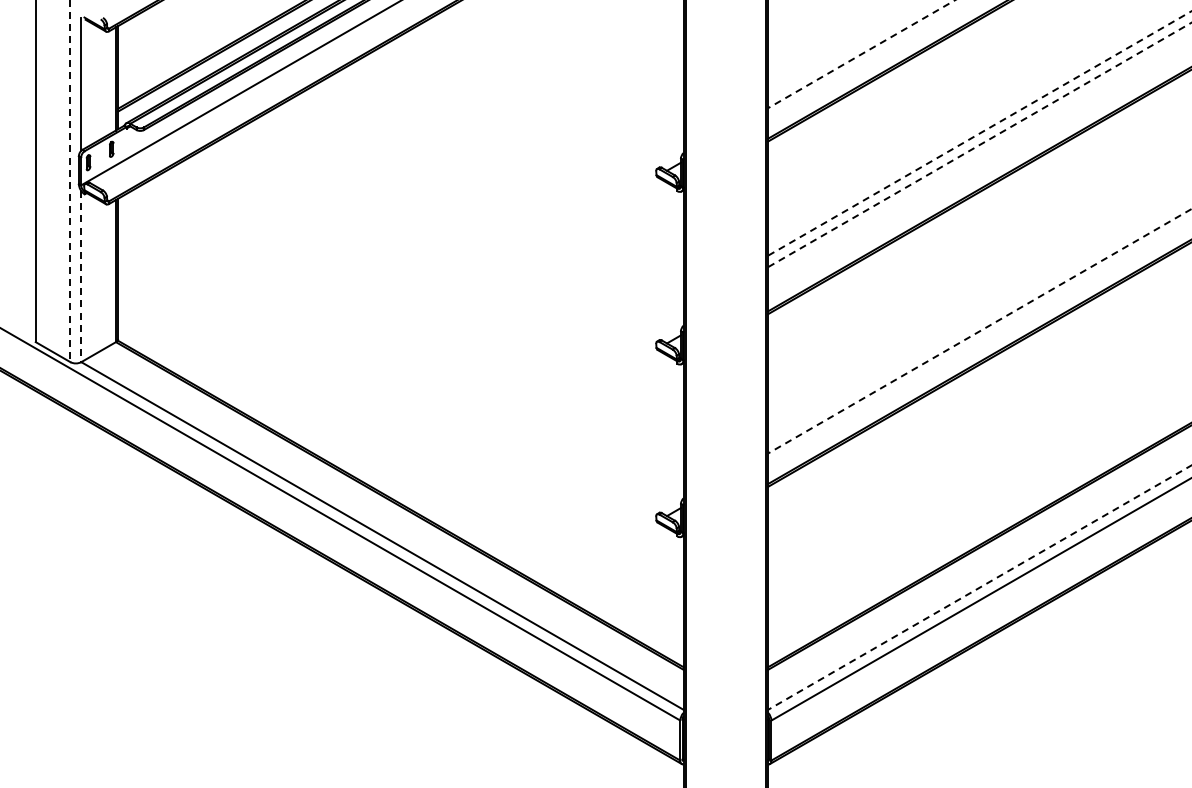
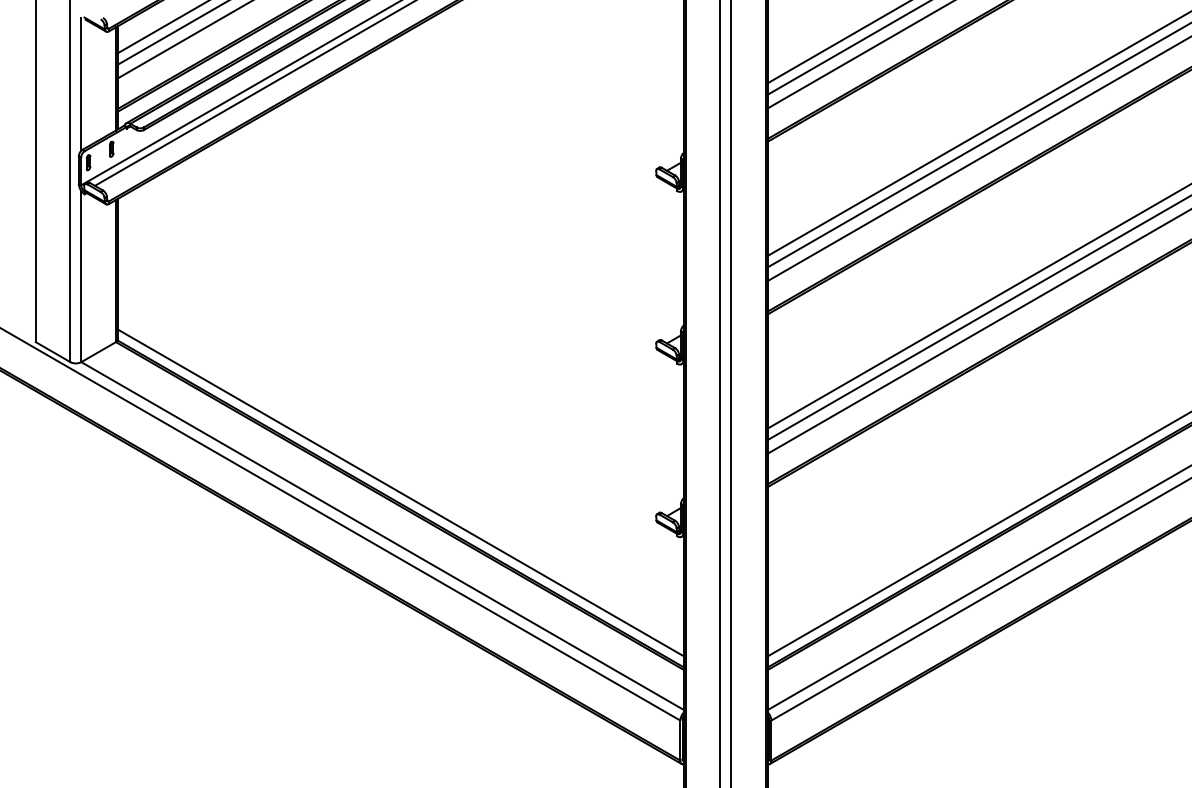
line: none -> present (161, 27)
line: none -> present (171, 33)
line: none -> present (184, 40)
line: none -> present (837, 42)
line: none -> present (847, 48)
line: dashed -> solid (861, 54)
line: none -> present (253, 93)
line: dashed -> solid (980, 133)
line: dashed -> solid (980, 144)
line: none -> present (978, 159)
line: dashed -> solid (70, 181)
line: dashed -> solid (81, 276)
line: none -> present (978, 306)
line: none -> present (978, 318)
line: dashed -> solid (979, 331)
line: none -> present (720, 393)
line: none -> present (731, 393)
line: none -> present (400, 492)
line: none -> present (978, 534)
line: dashed -> solid (979, 587)
